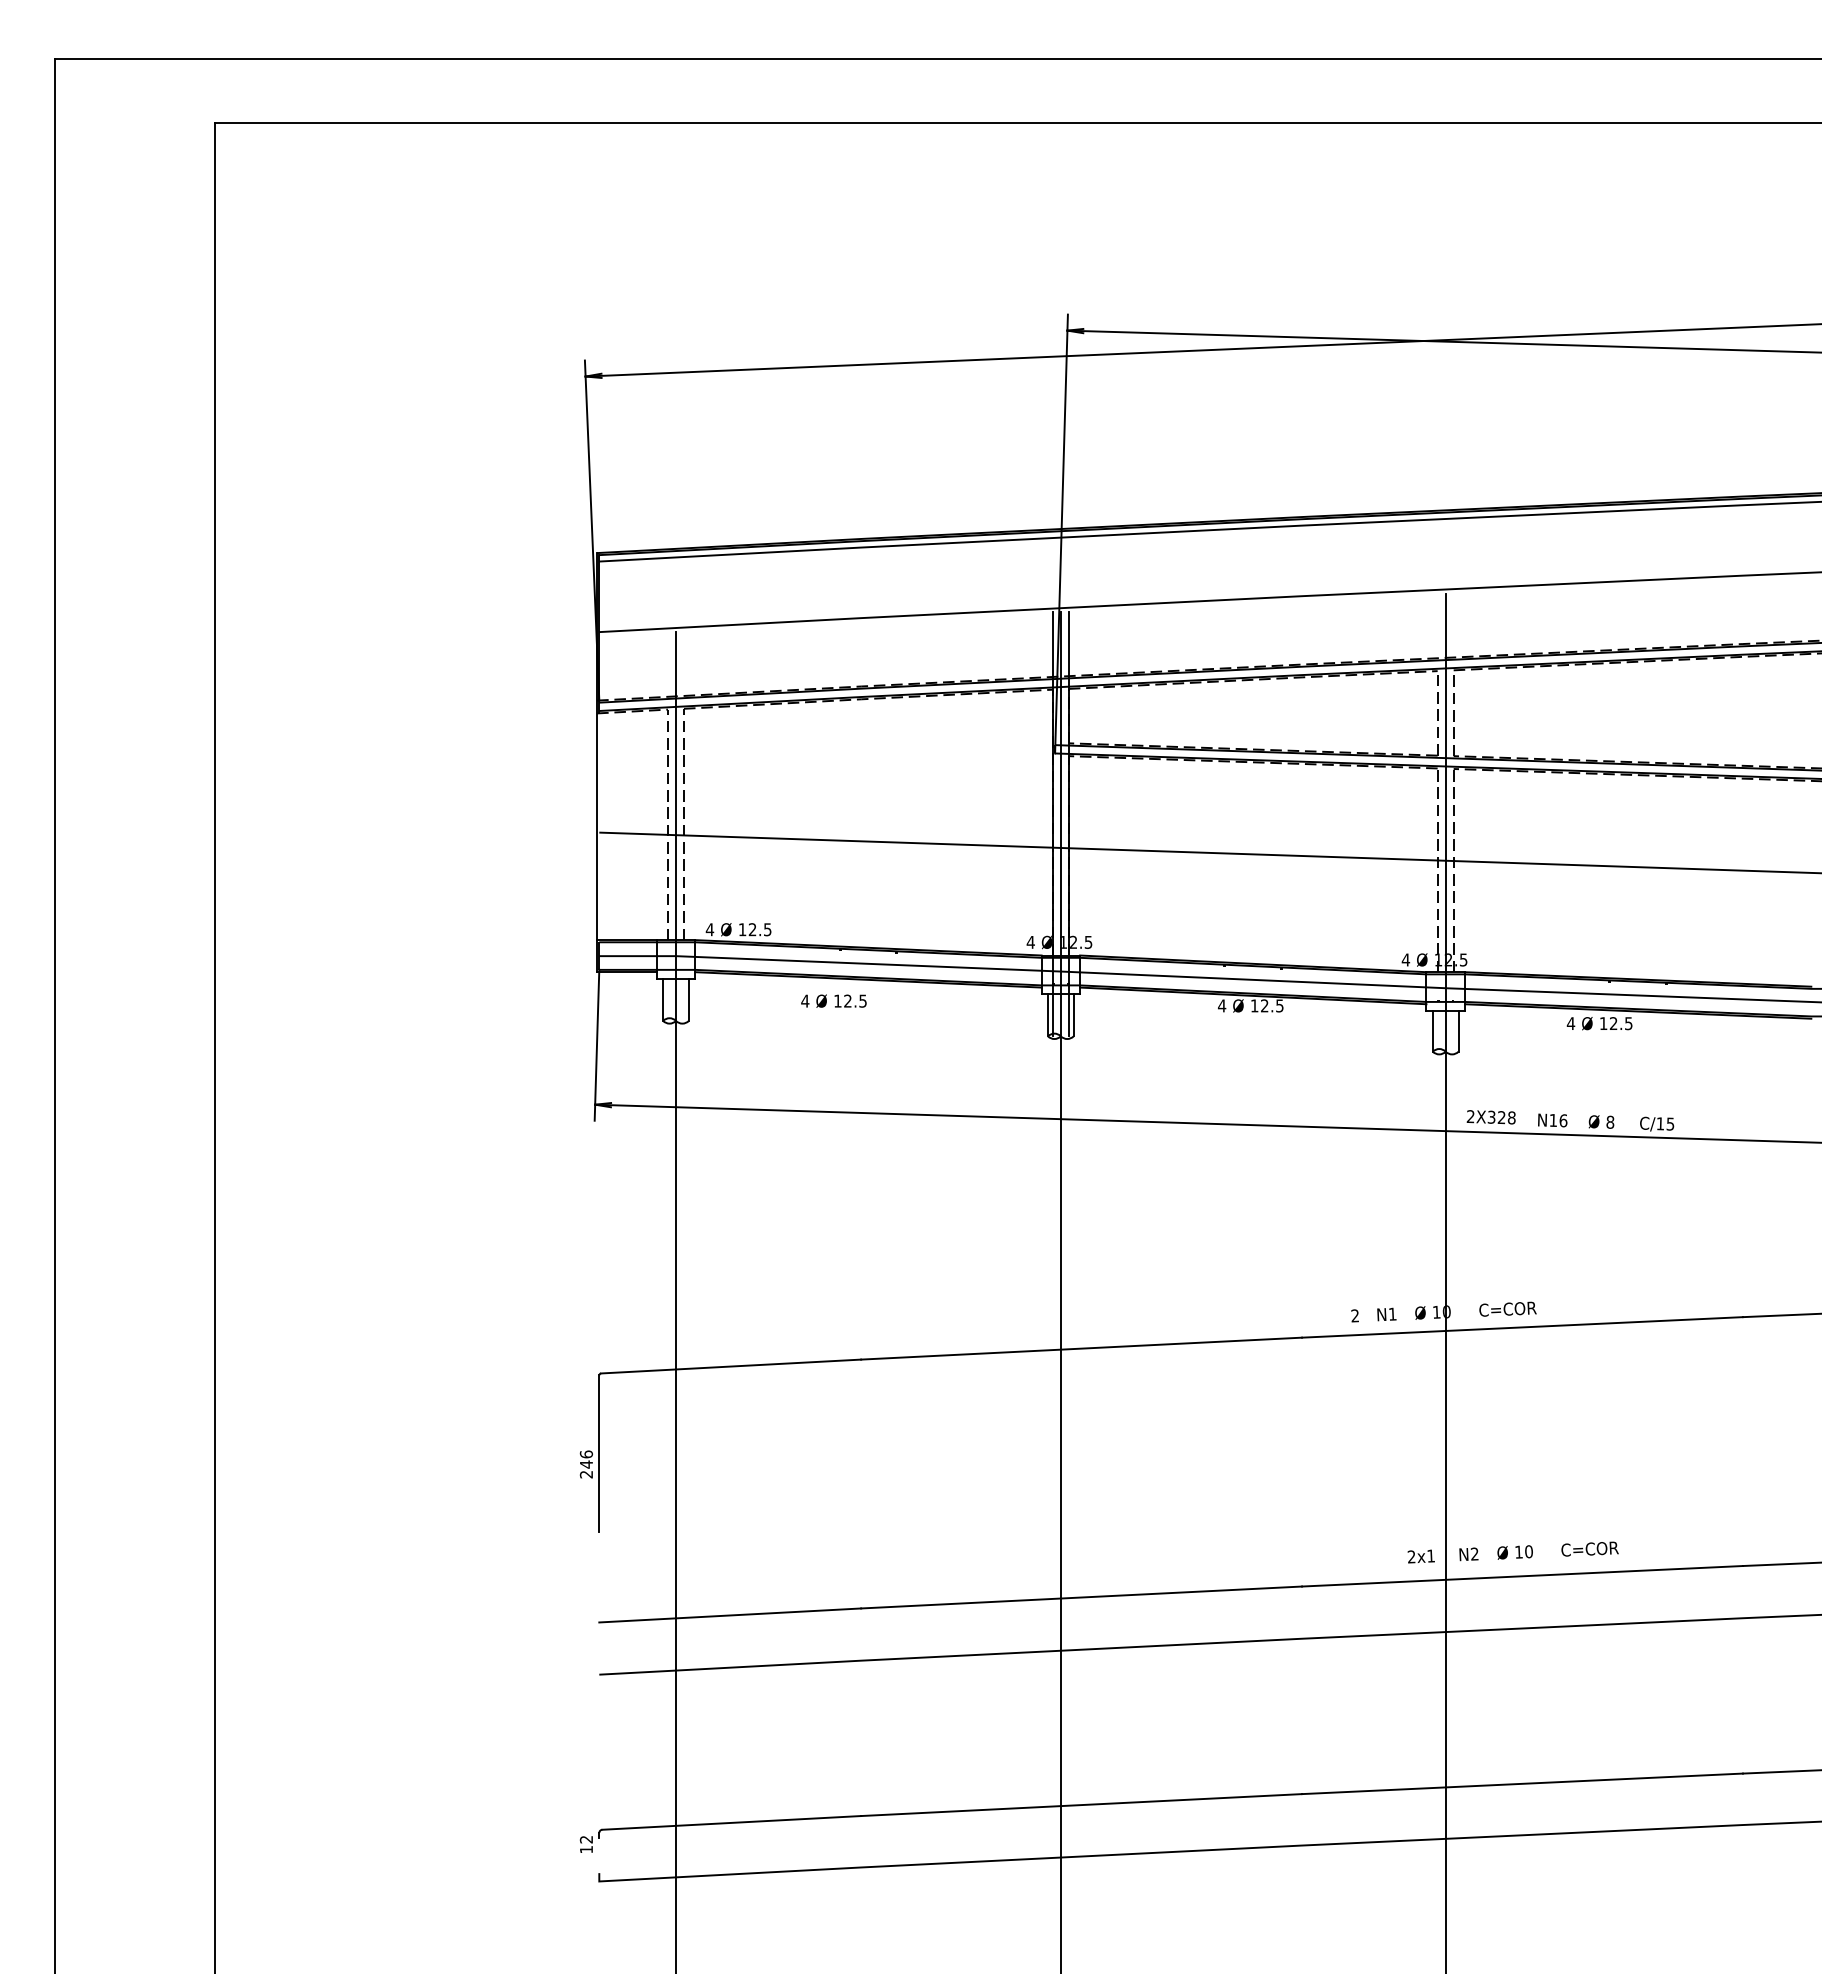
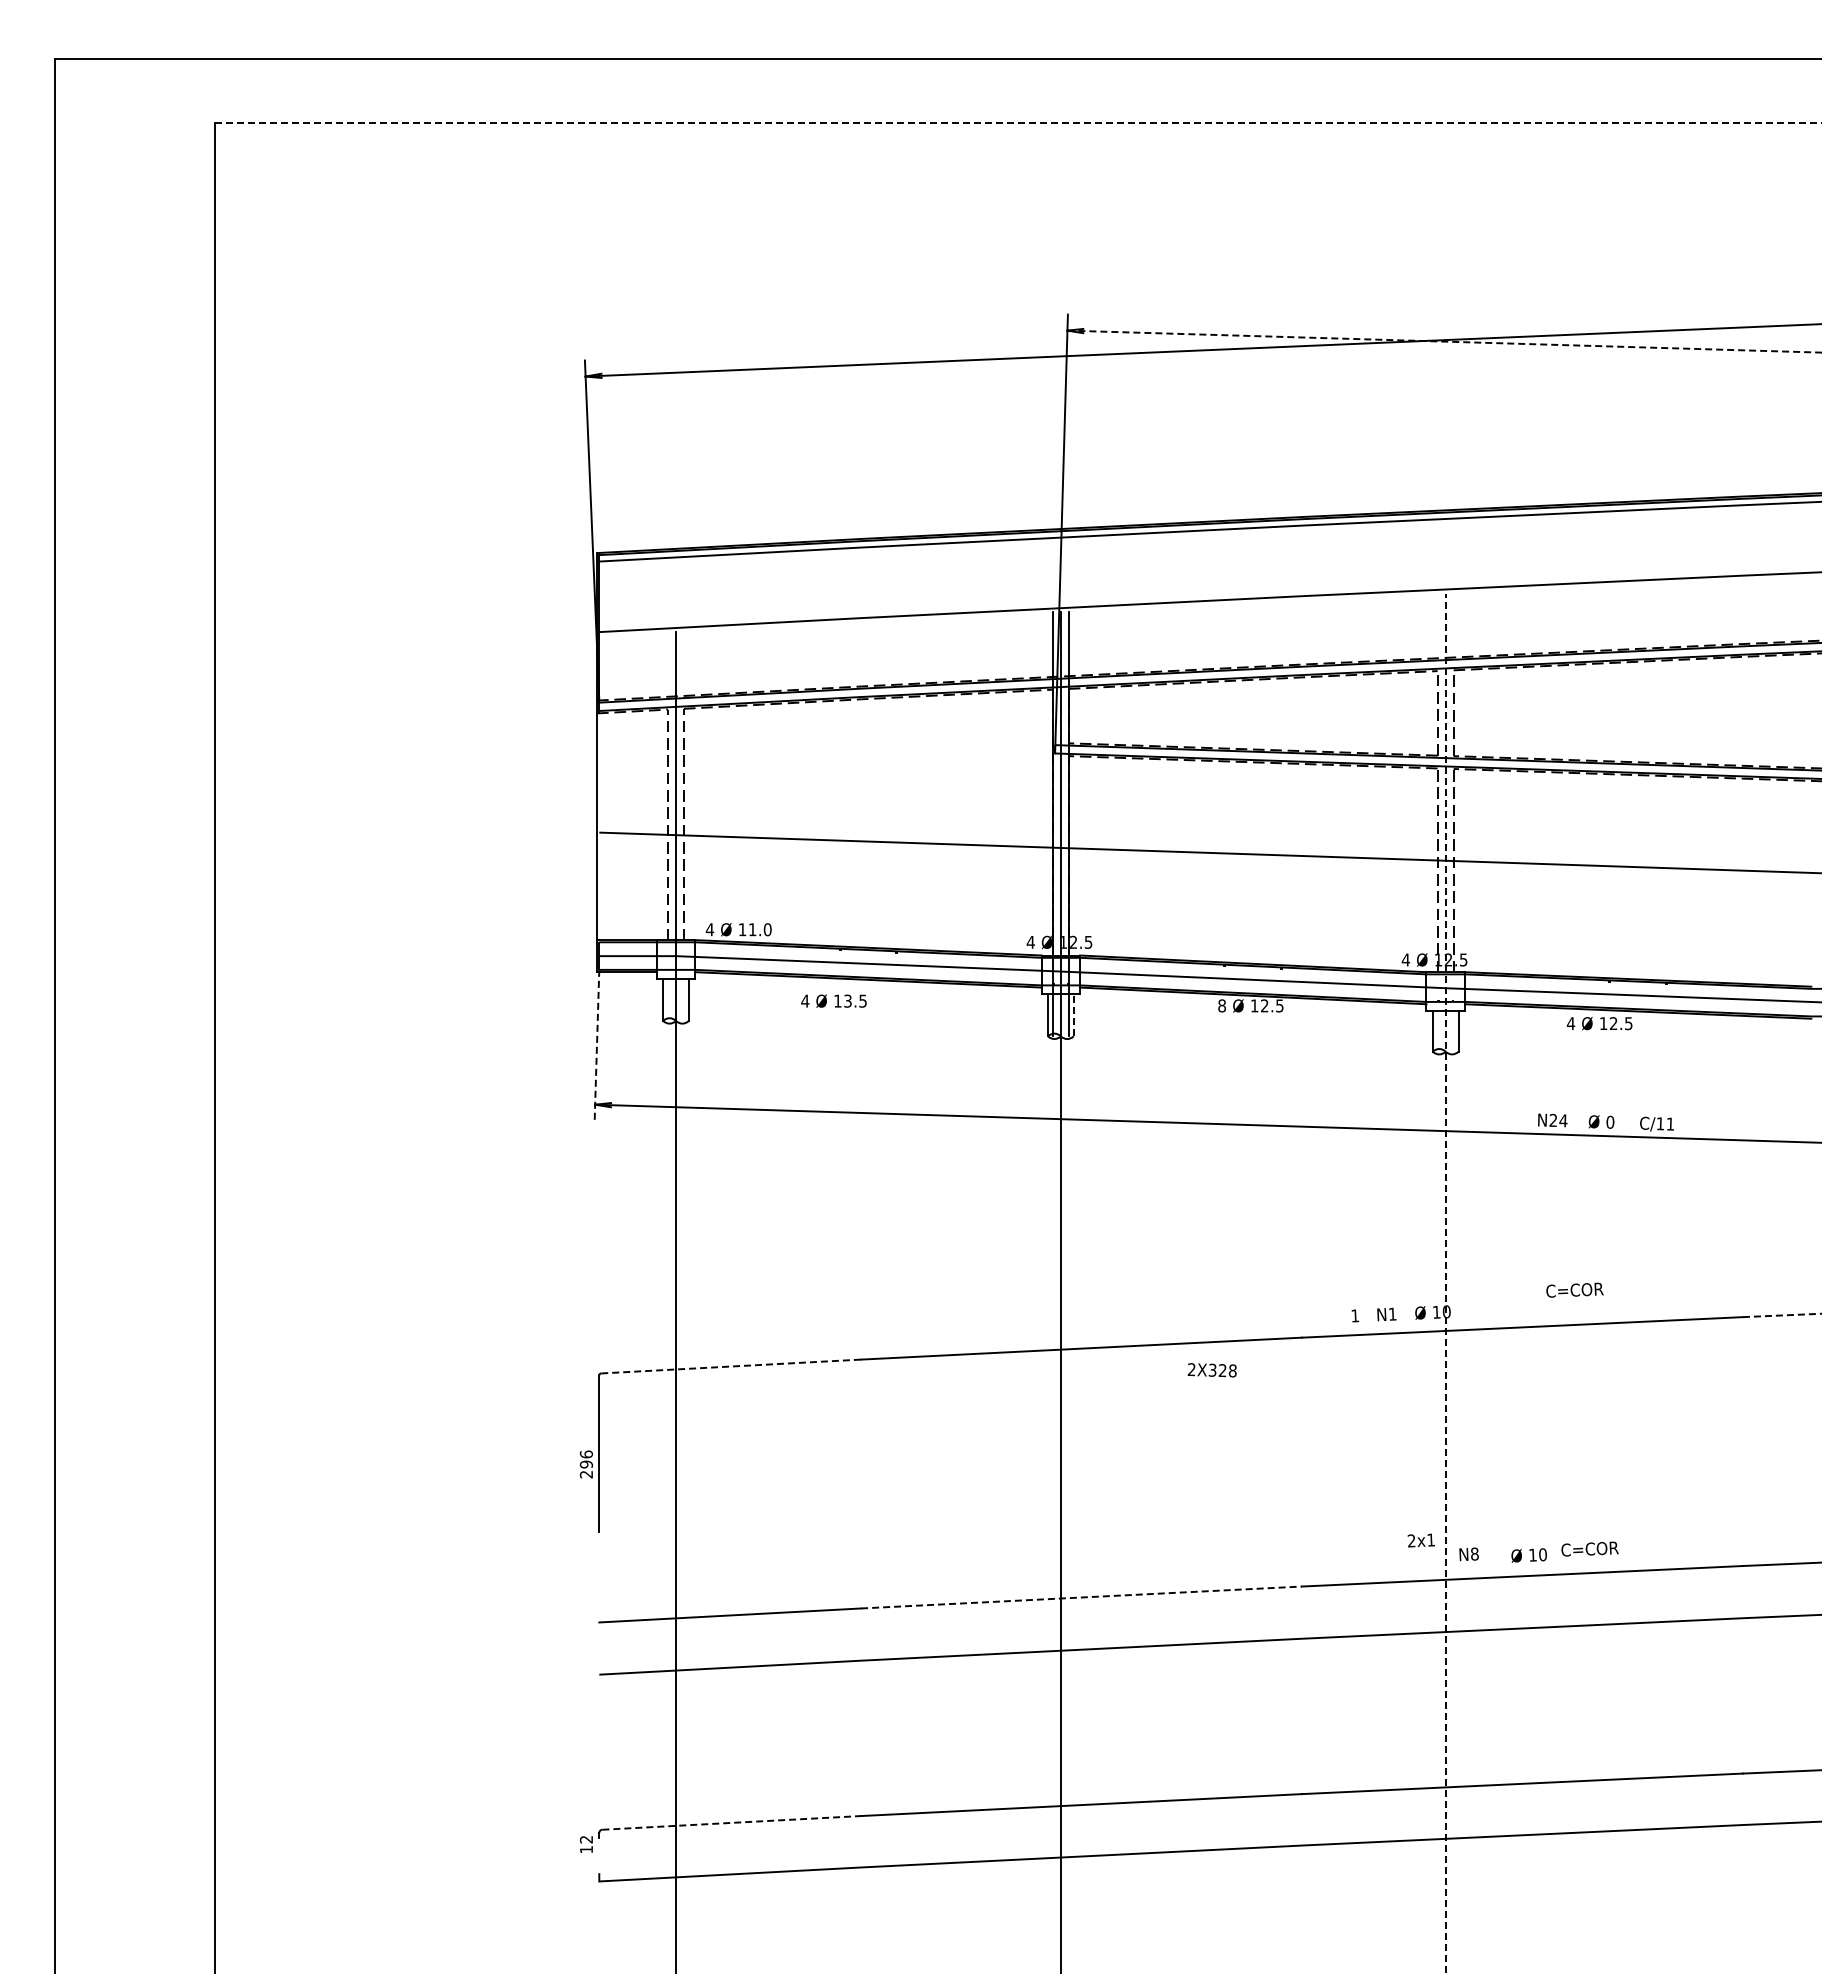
line: solid -> dashed (1018, 123)
line: solid -> dashed (1445, 341)
text: 12.5 -> 11.0 (759, 929)
text: 12.5 -> 13.5 (847, 1001)
text: 4 -> 8 (1221, 1005)
line: solid -> dashed (1073, 1014)
line: solid -> dashed (596, 1045)
text position: (1490, 1117) -> (1211, 1370) (1211, 1370)
text: N16 -> N24 (1558, 1120)
text: 8 -> 0 (1610, 1122)
text: C/15 -> C/11 (1670, 1123)
line: solid -> dashed (1445, 1283)
text position: (1507, 1308) -> (1574, 1289) (1574, 1289)
text: 2 -> 1 (1355, 1315)
line: solid -> dashed (1782, 1315)
line: solid -> dashed (731, 1366)
text: 246 -> 296 (586, 1464)
text position: (1514, 1552) -> (1528, 1555) (1528, 1555)
text: N2 -> N8 (1474, 1553)
text position: (1420, 1556) -> (1420, 1540) (1420, 1540)
line: solid -> dashed (1081, 1597)
line: solid -> dashed (731, 1822)
